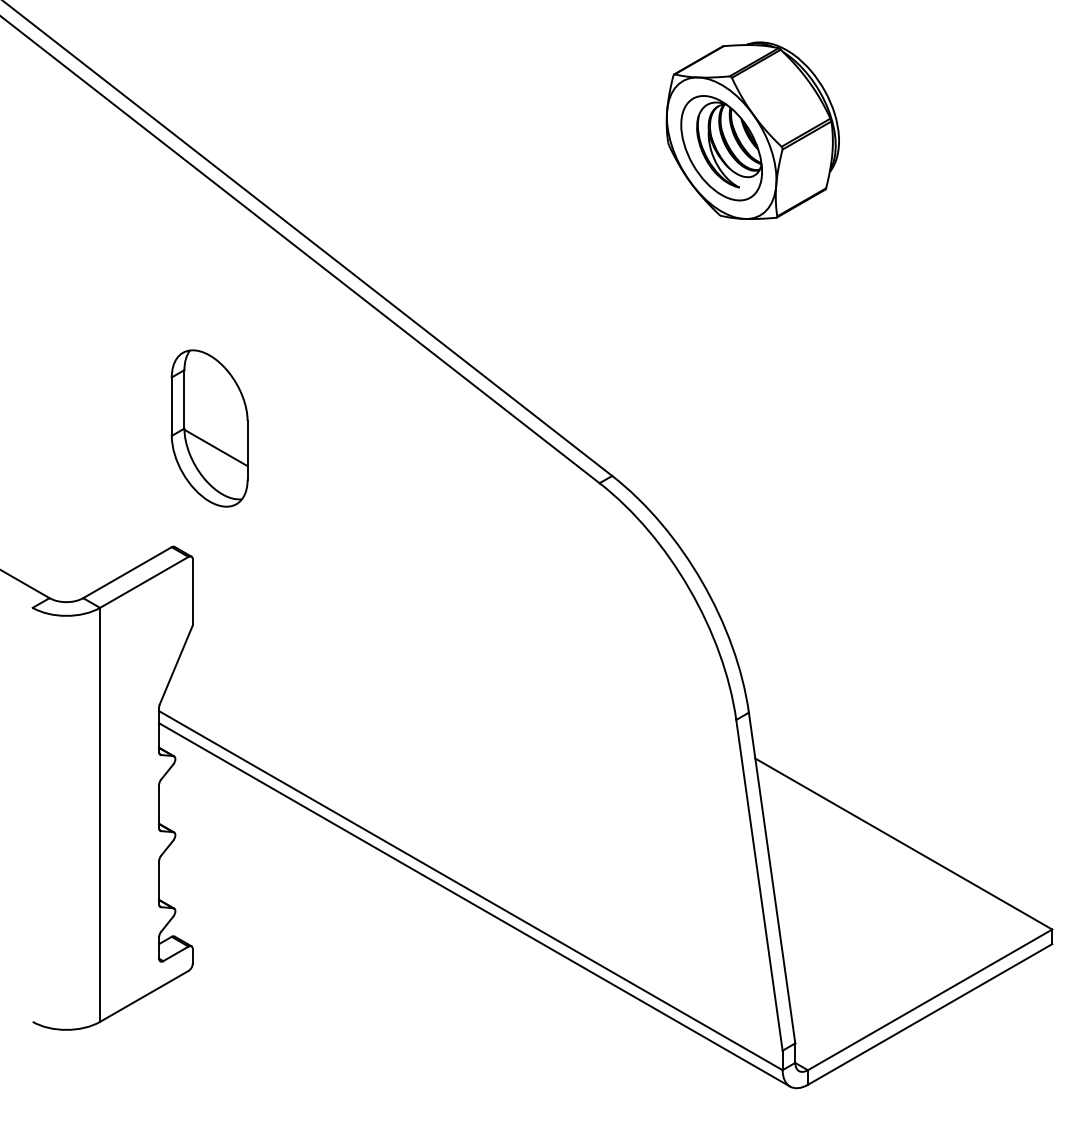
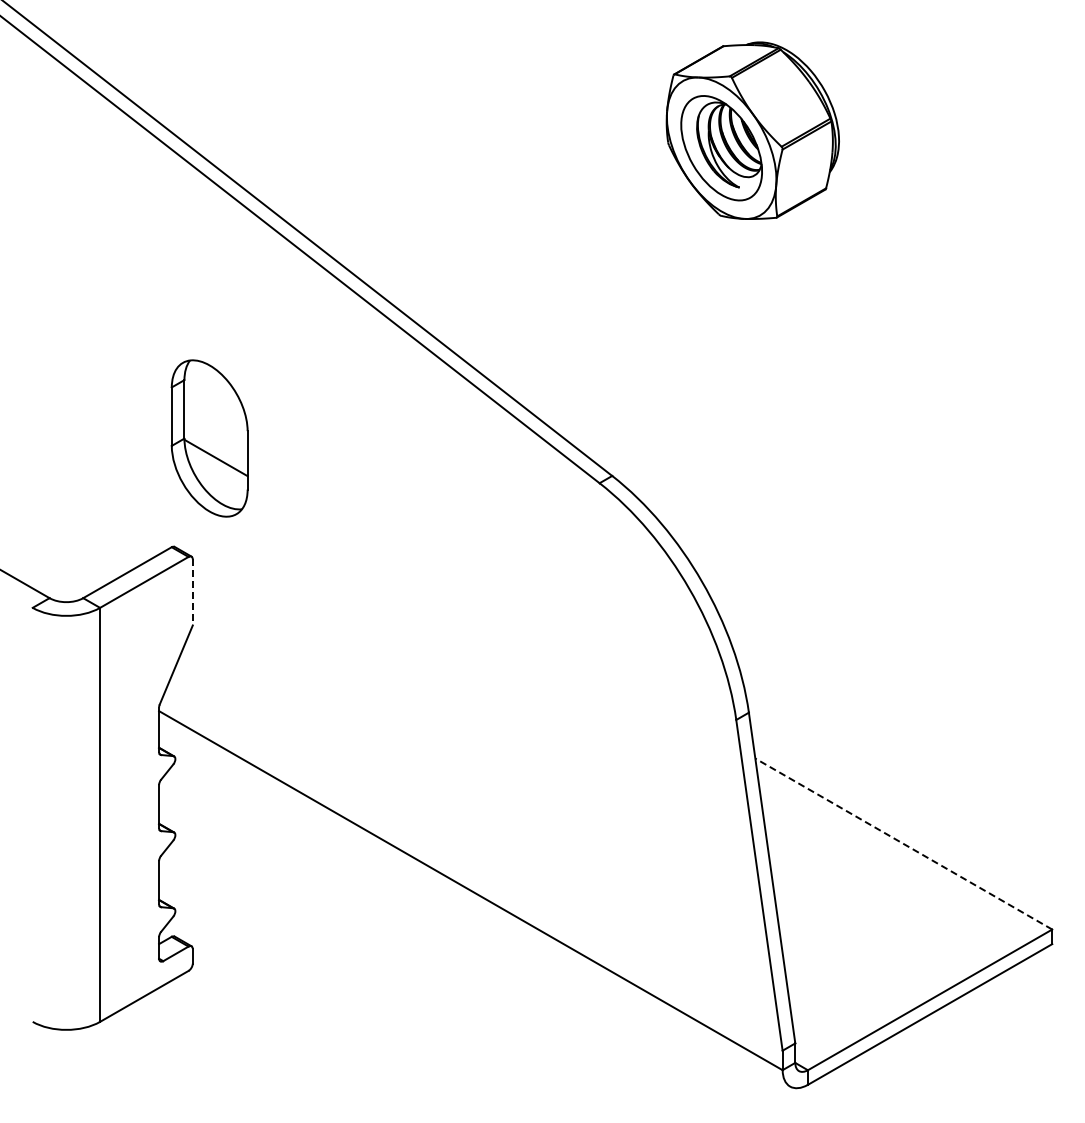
part position: (209, 428) -> (209, 438) (209, 438)
line: solid -> dashed (192, 592)
line: solid -> dashed (903, 843)
line: present -> none (474, 904)
